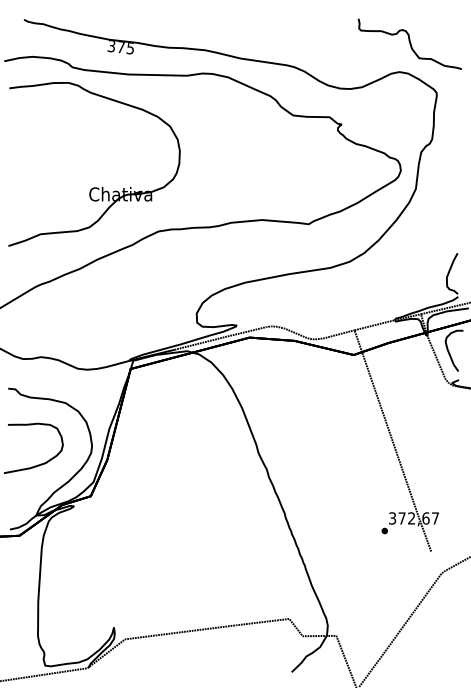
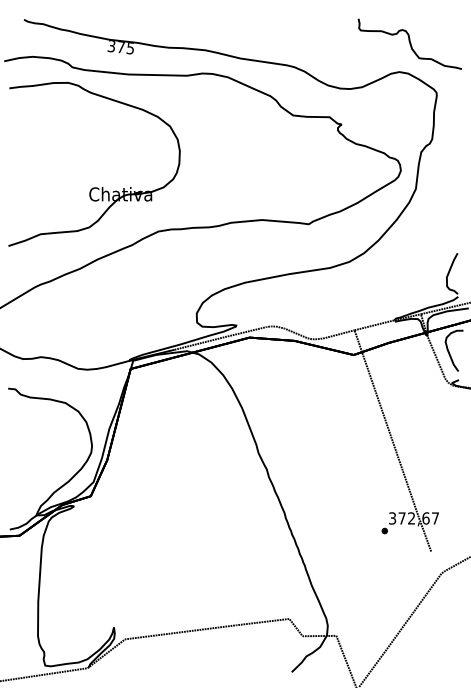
curve: present -> none (40, 463)
